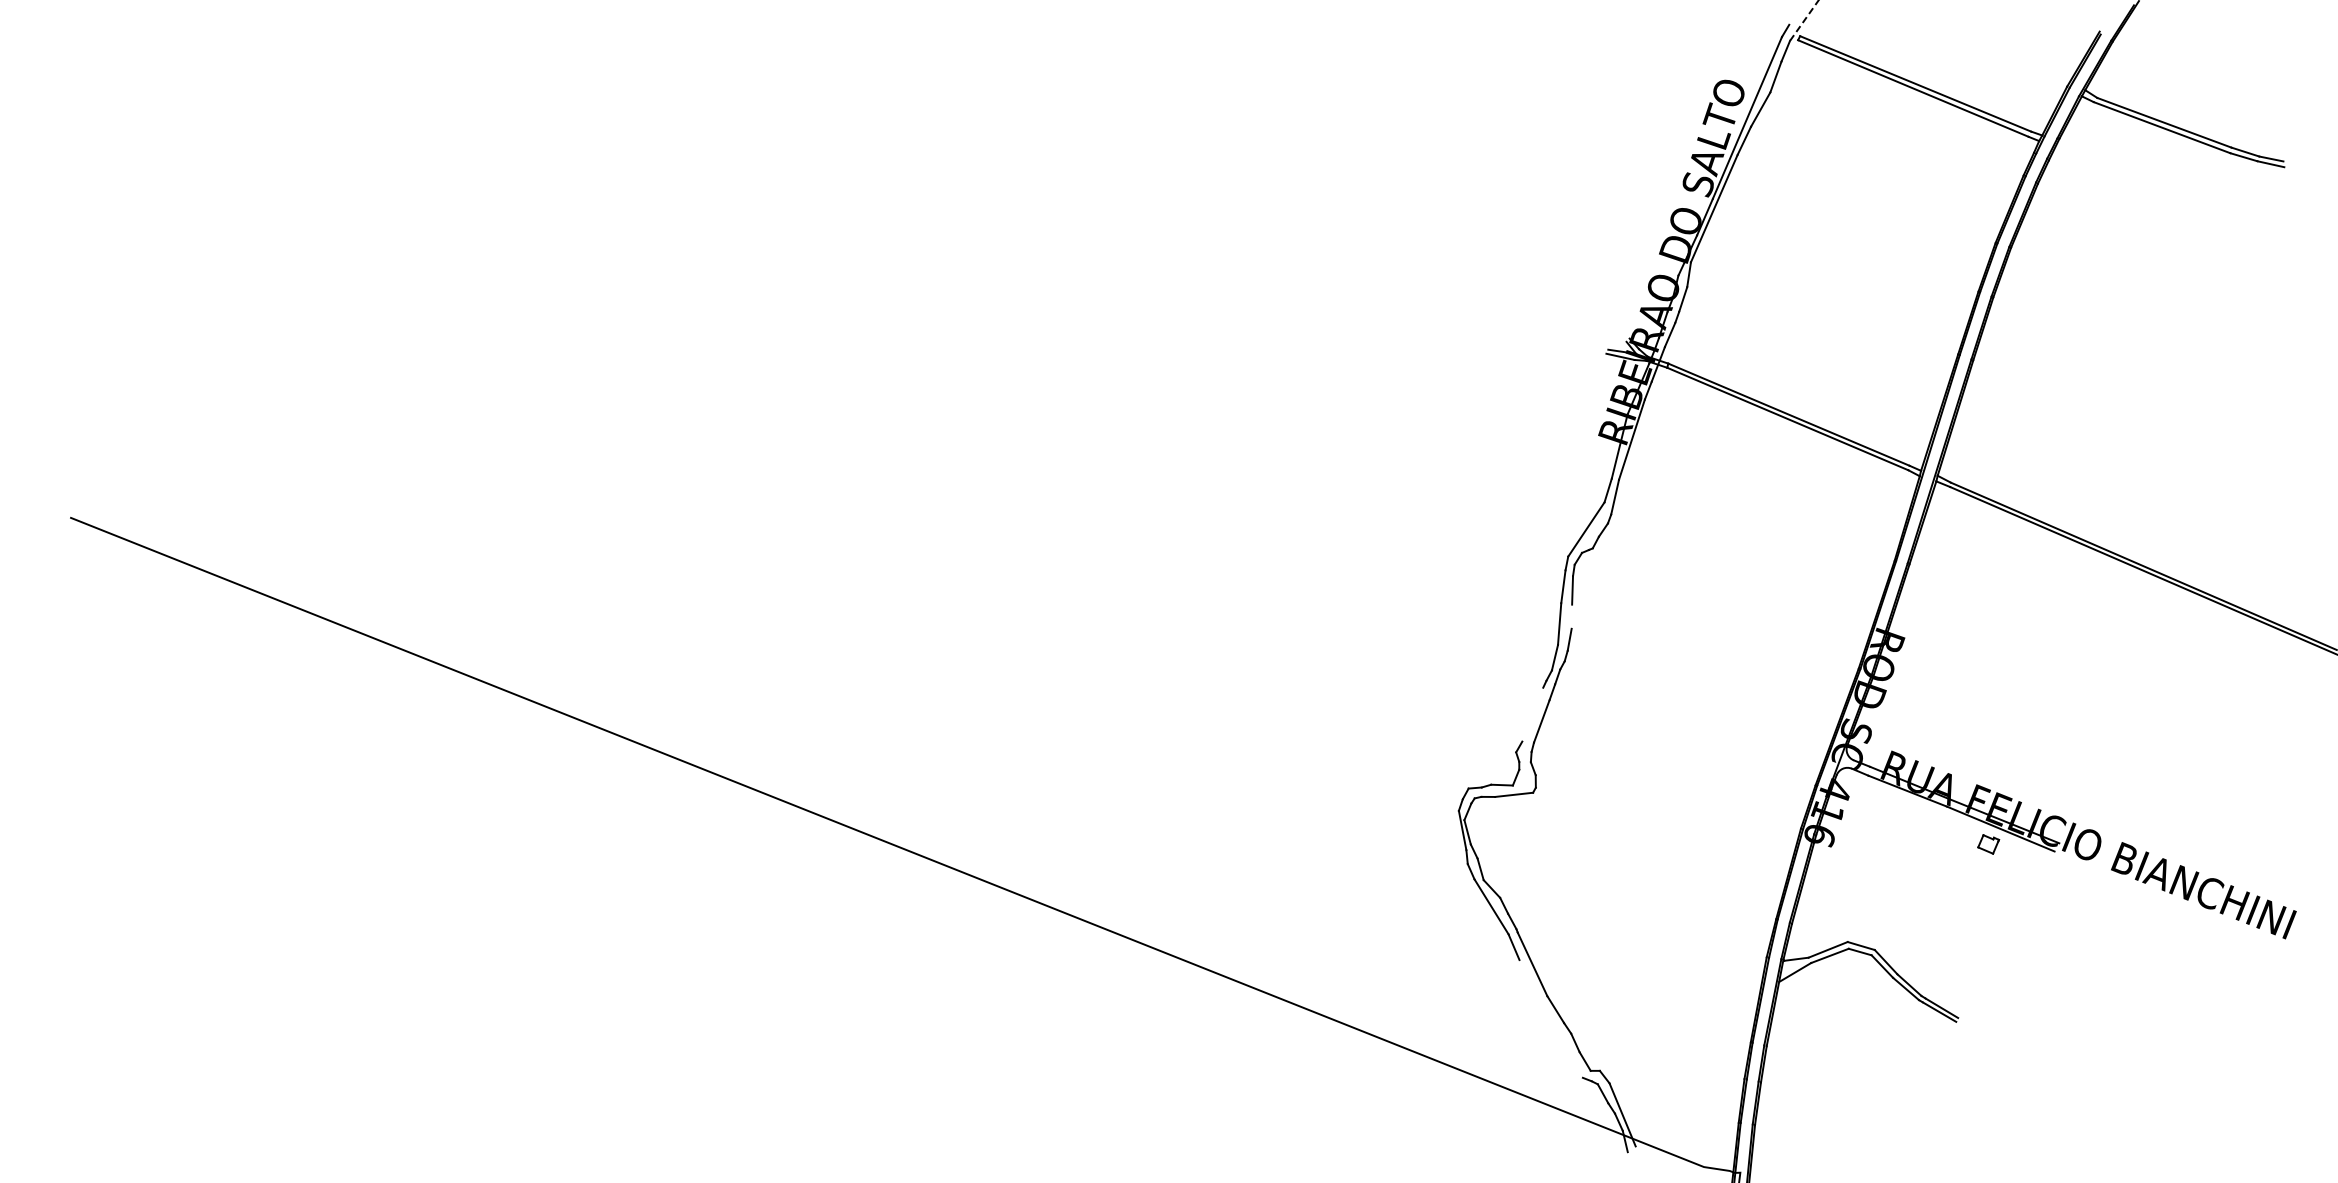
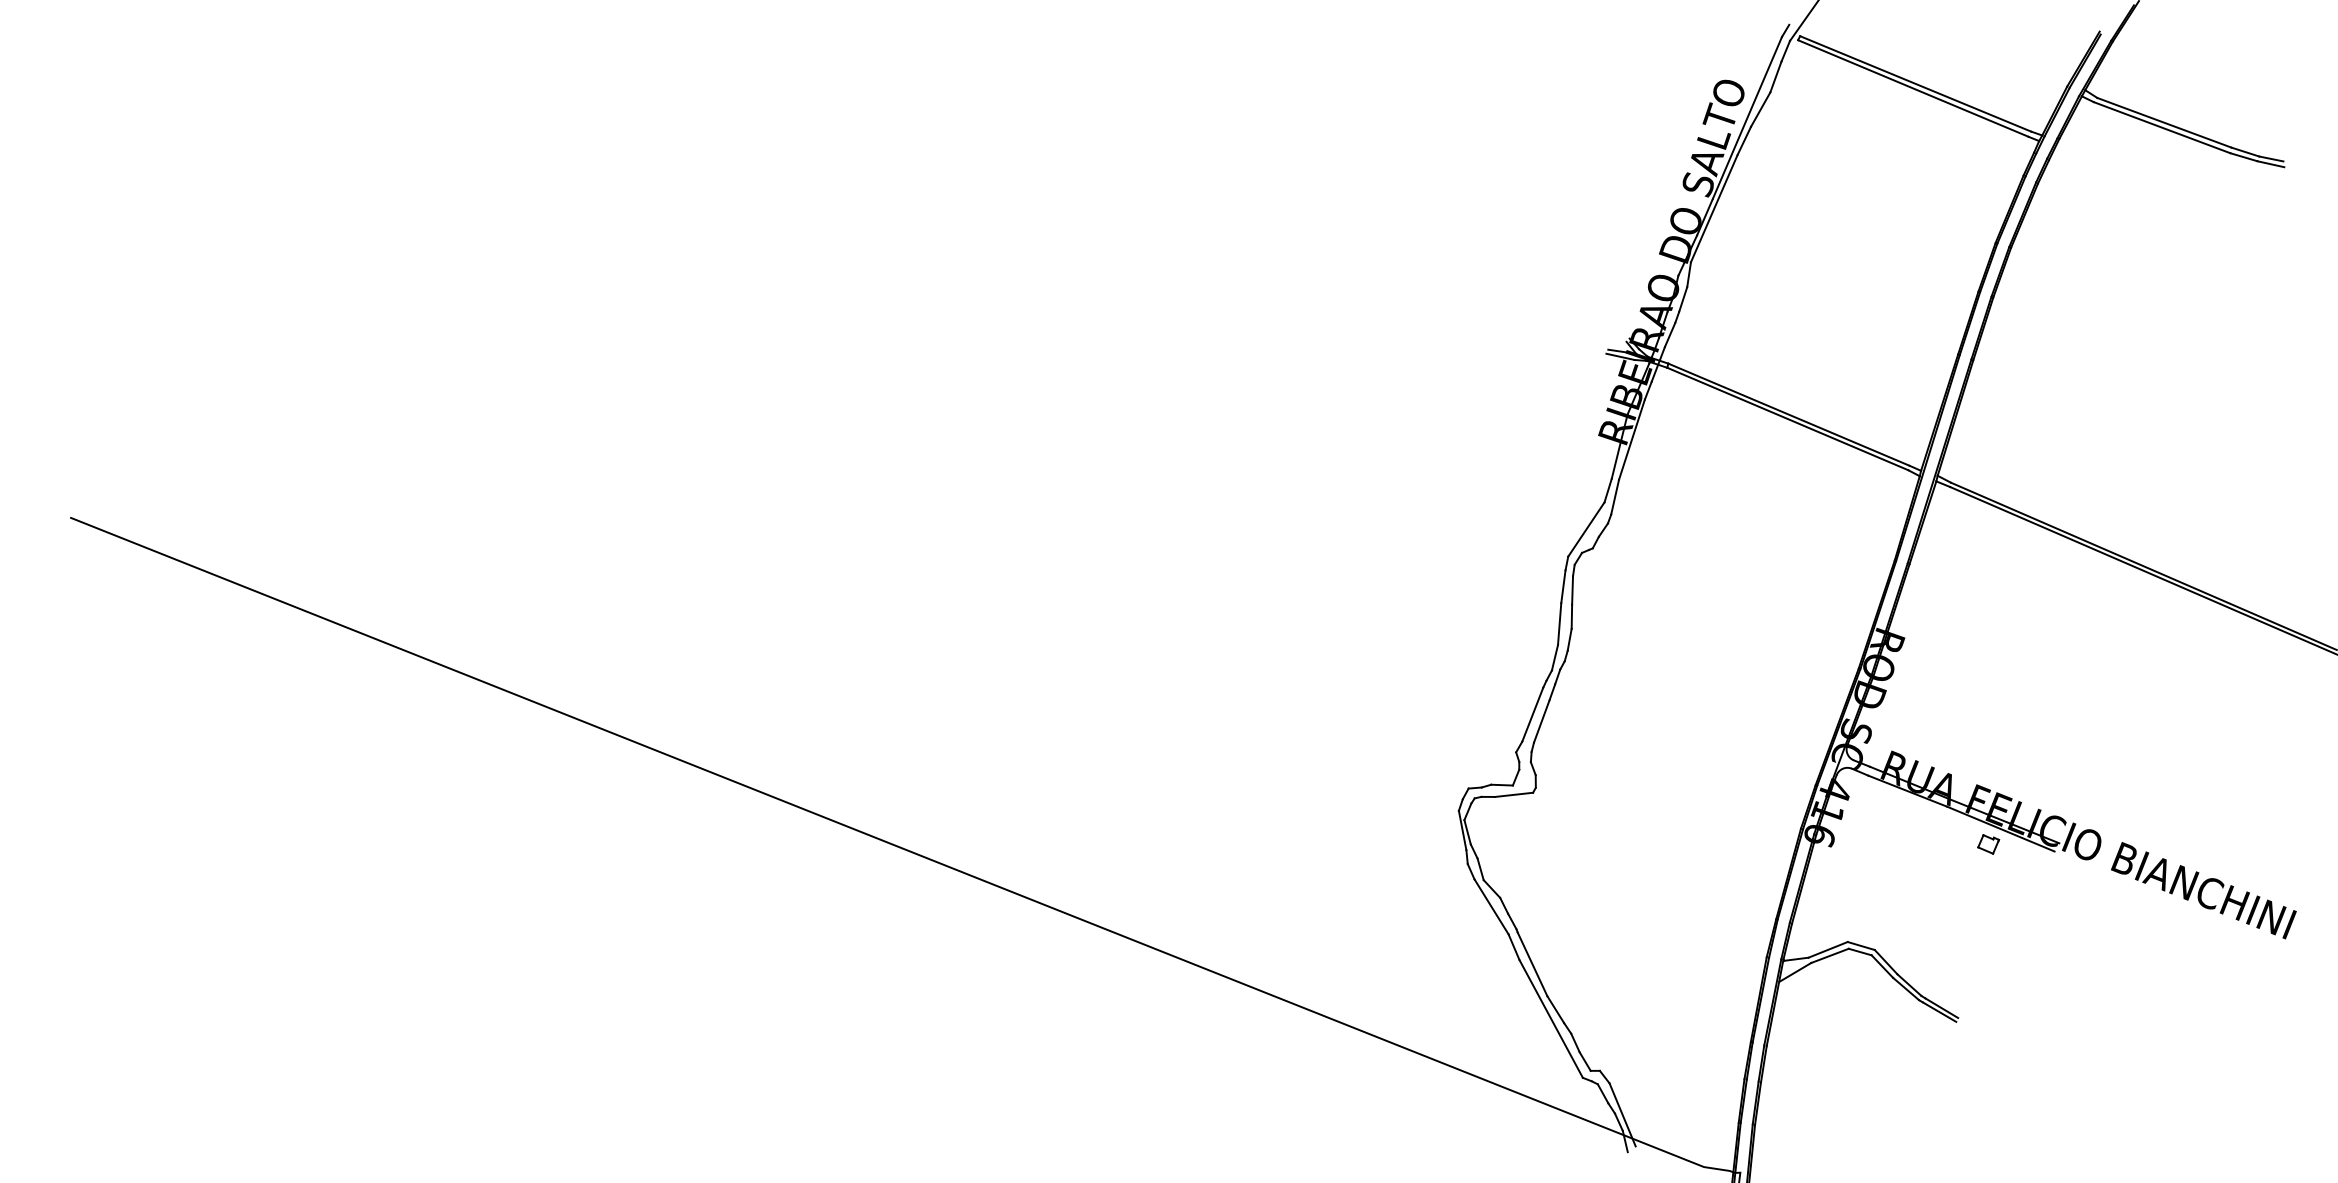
line: dashed -> solid (1804, 20)
line: none -> present (1571, 616)
line: none -> present (1532, 714)
line: none -> present (1550, 1018)
